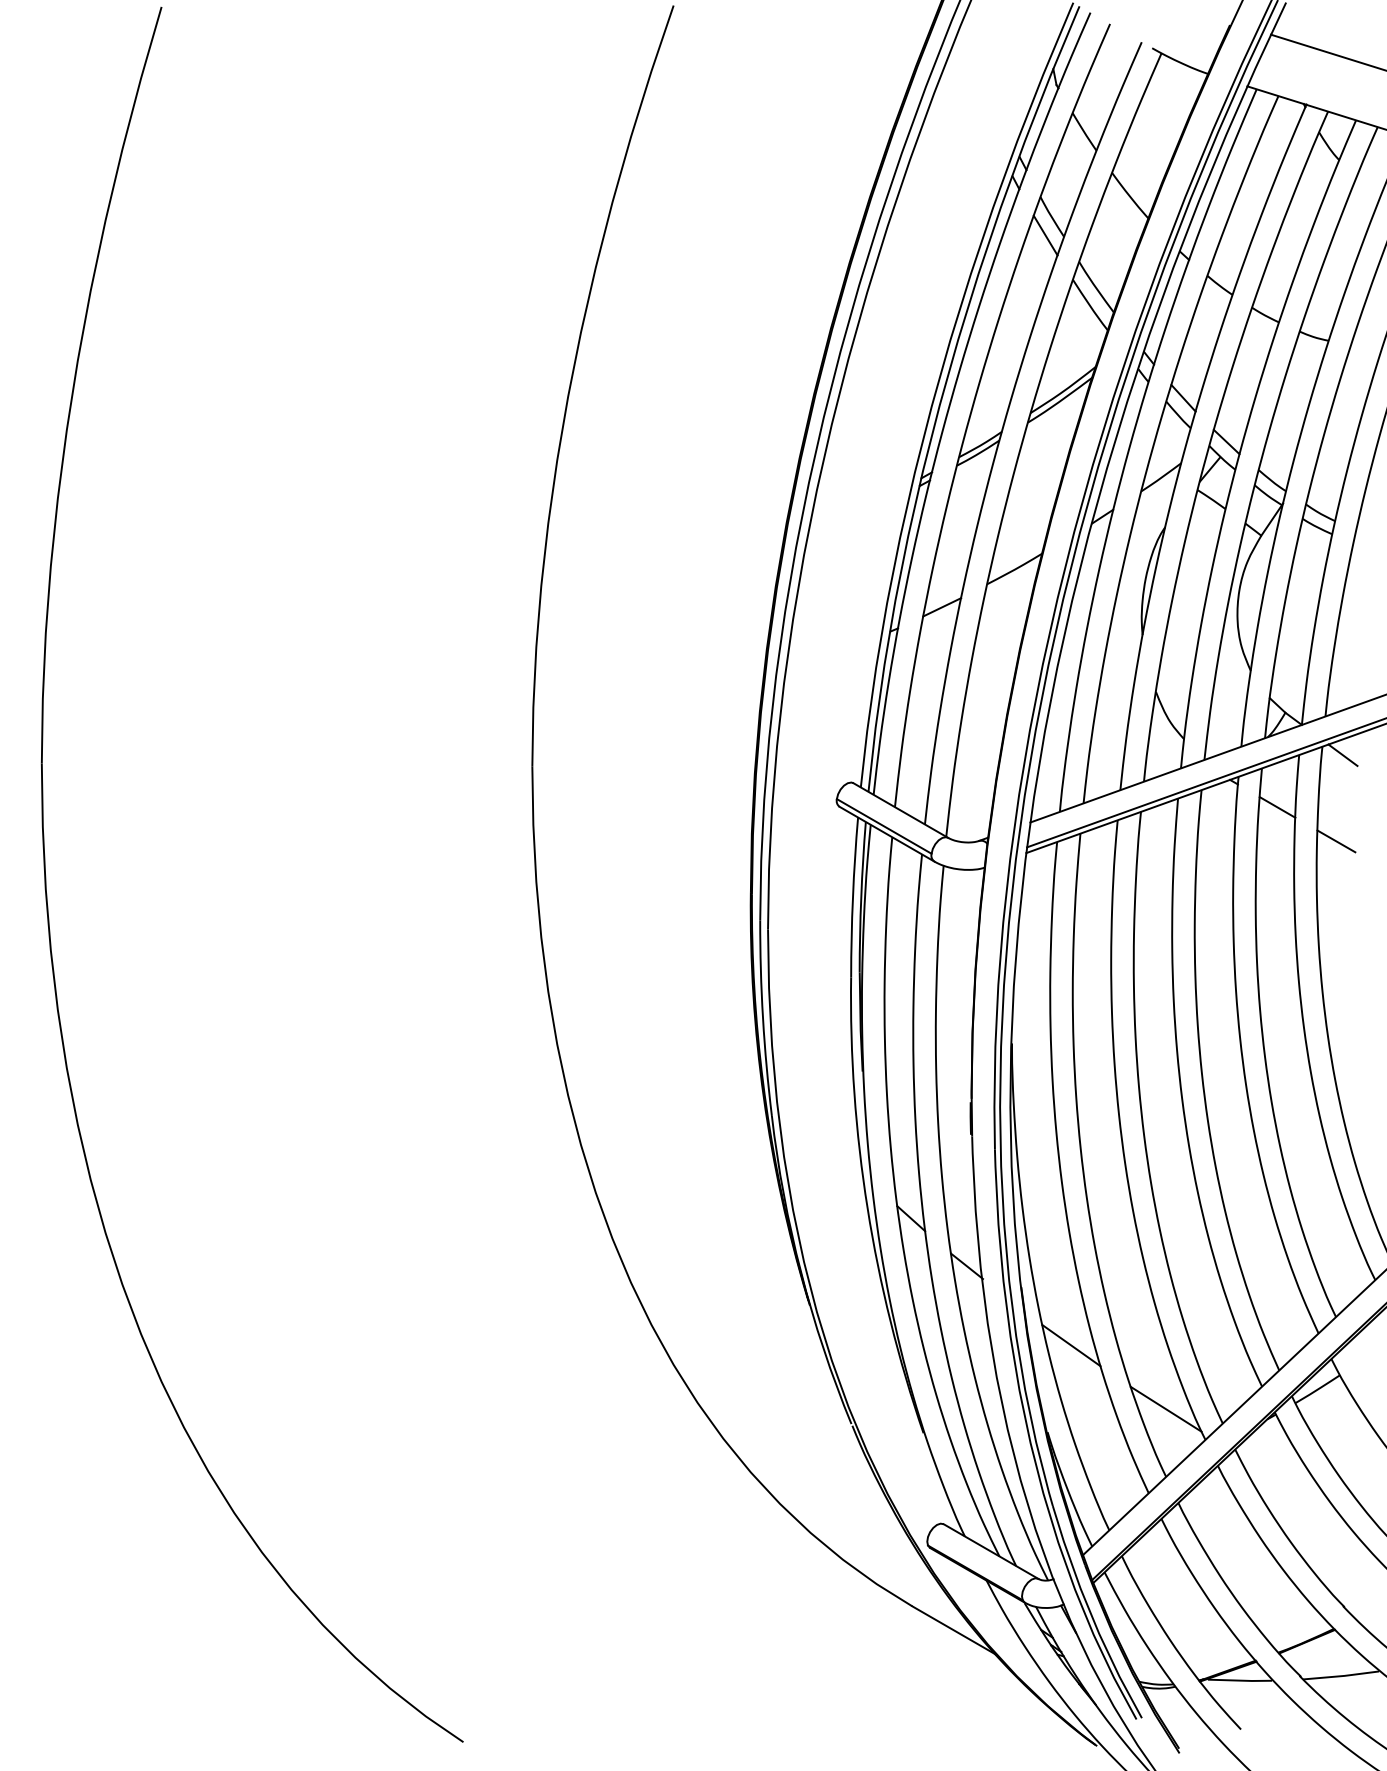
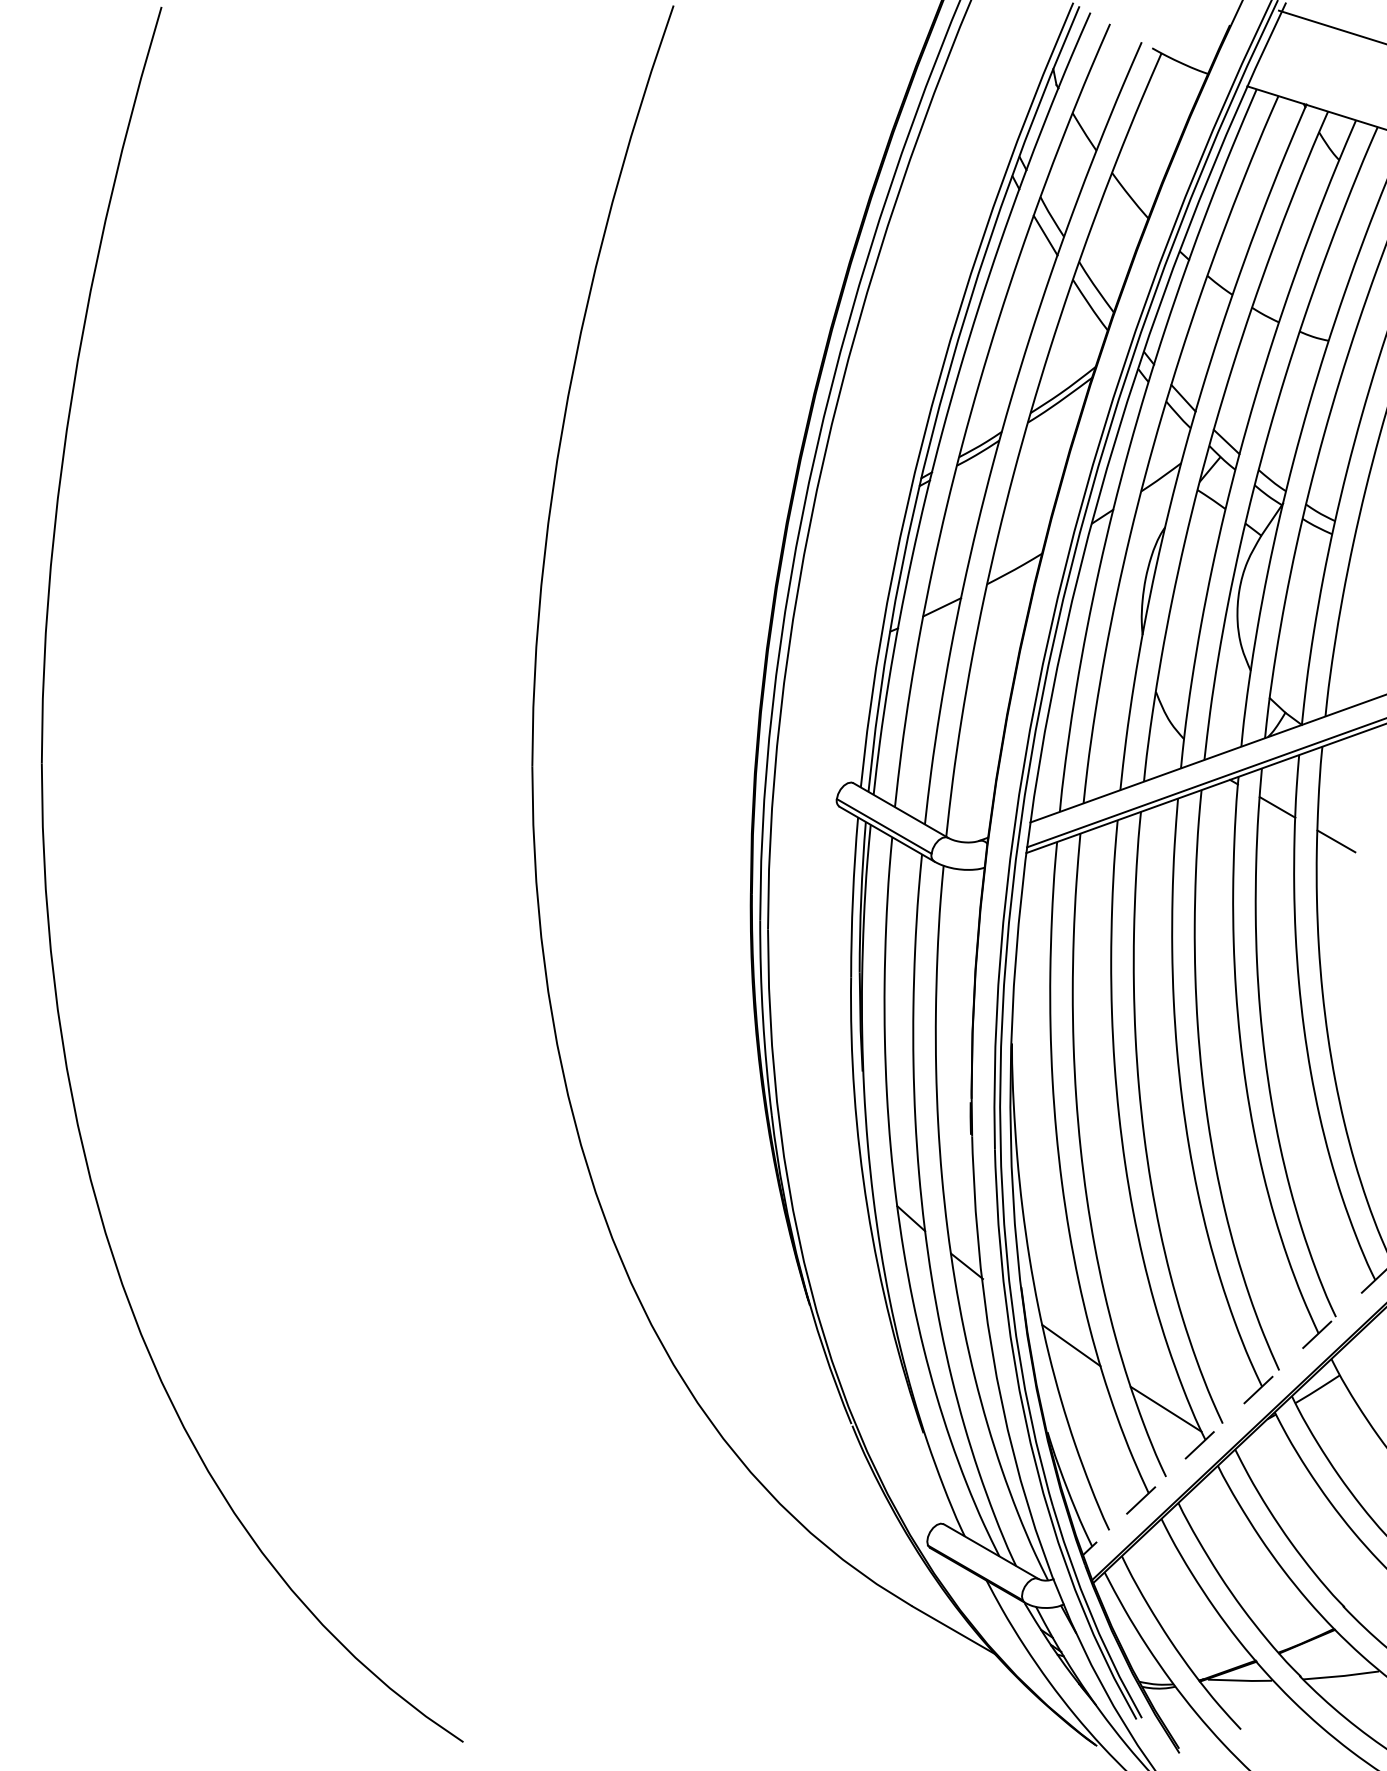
line position: (1326, 51) -> (1330, 26) (1330, 26)
line: present -> none (1342, 754)
line: solid -> dashed (1234, 1412)
